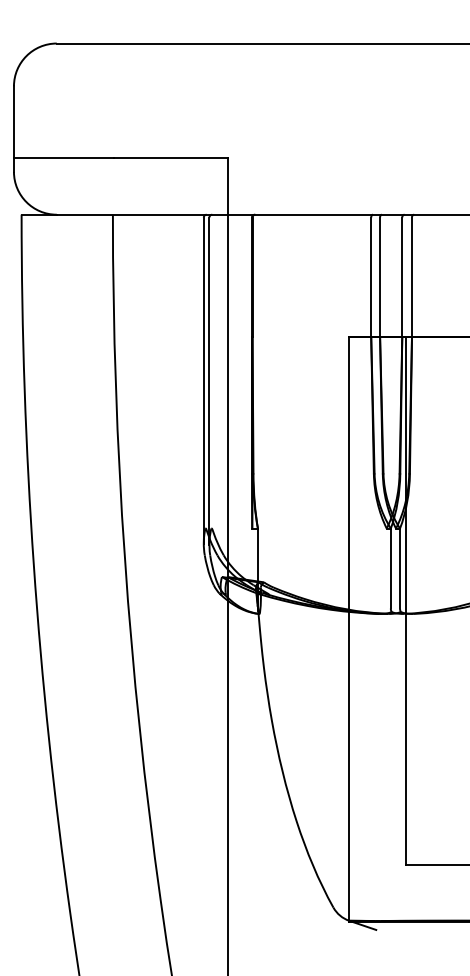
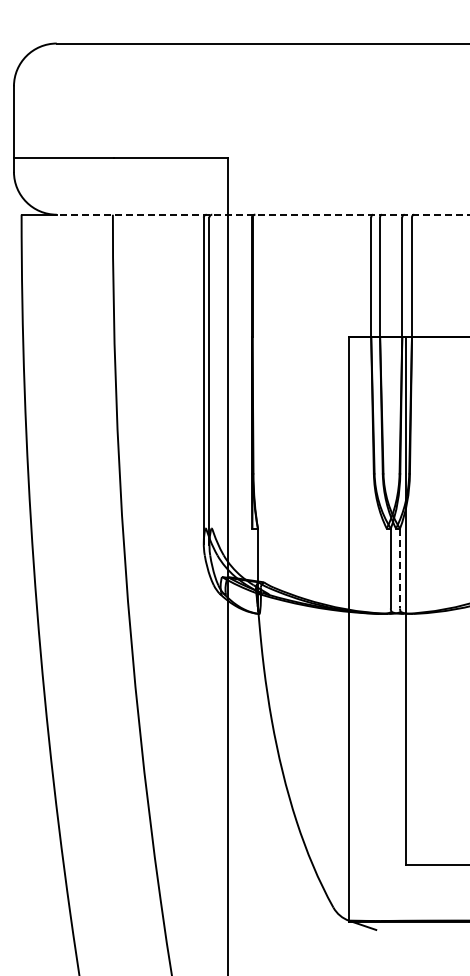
line: solid -> dashed (262, 214)
line: solid -> dashed (400, 568)
